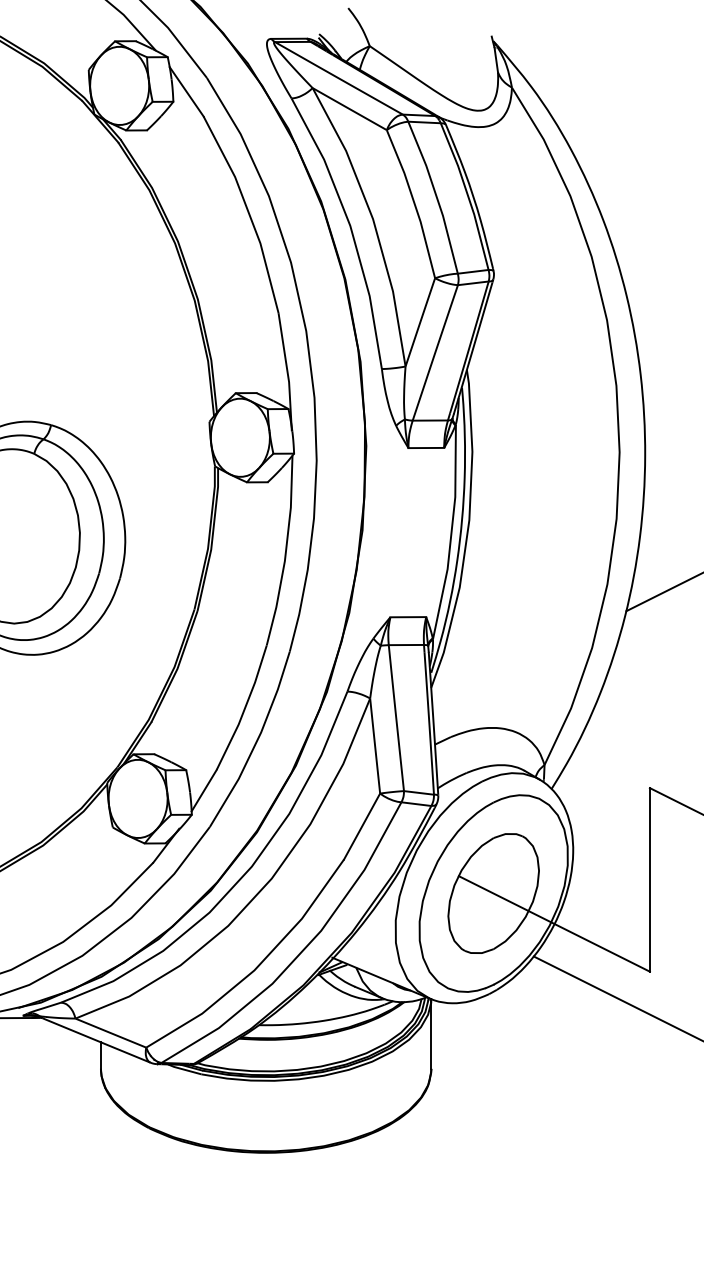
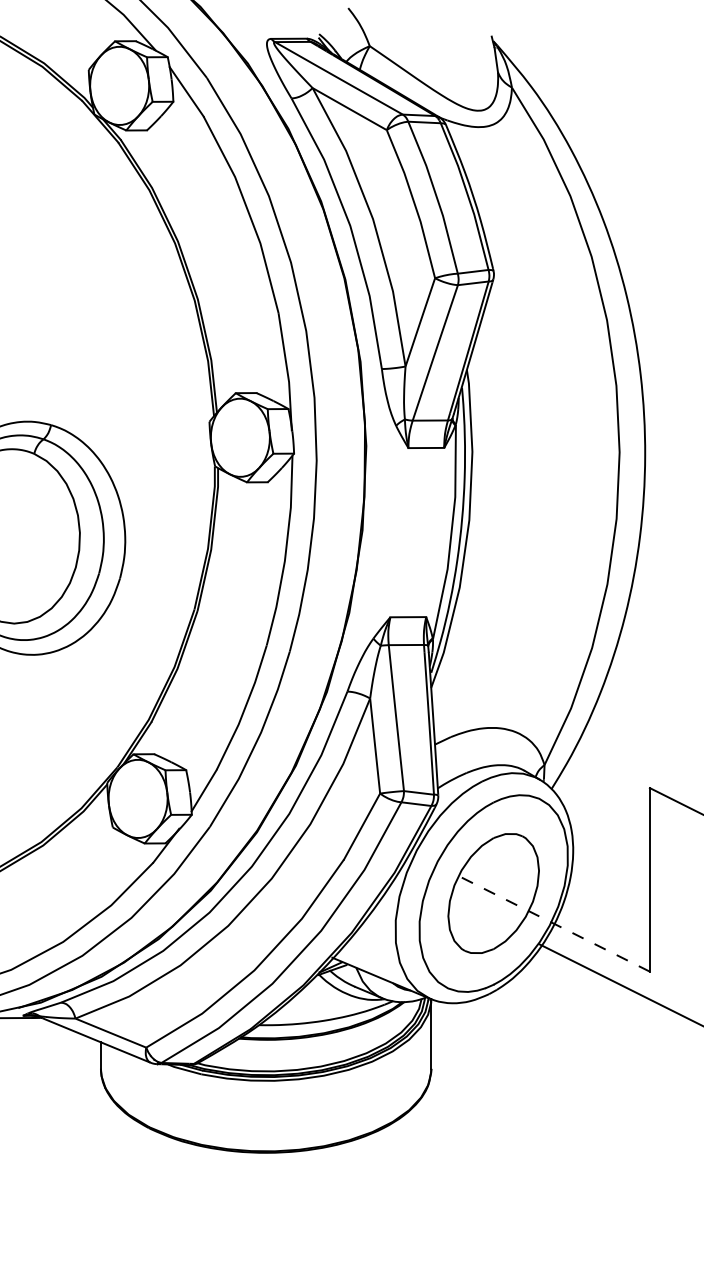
line: present -> none (663, 592)
line: solid -> dashed (554, 923)
line position: (616, 997) -> (619, 984) (619, 984)
